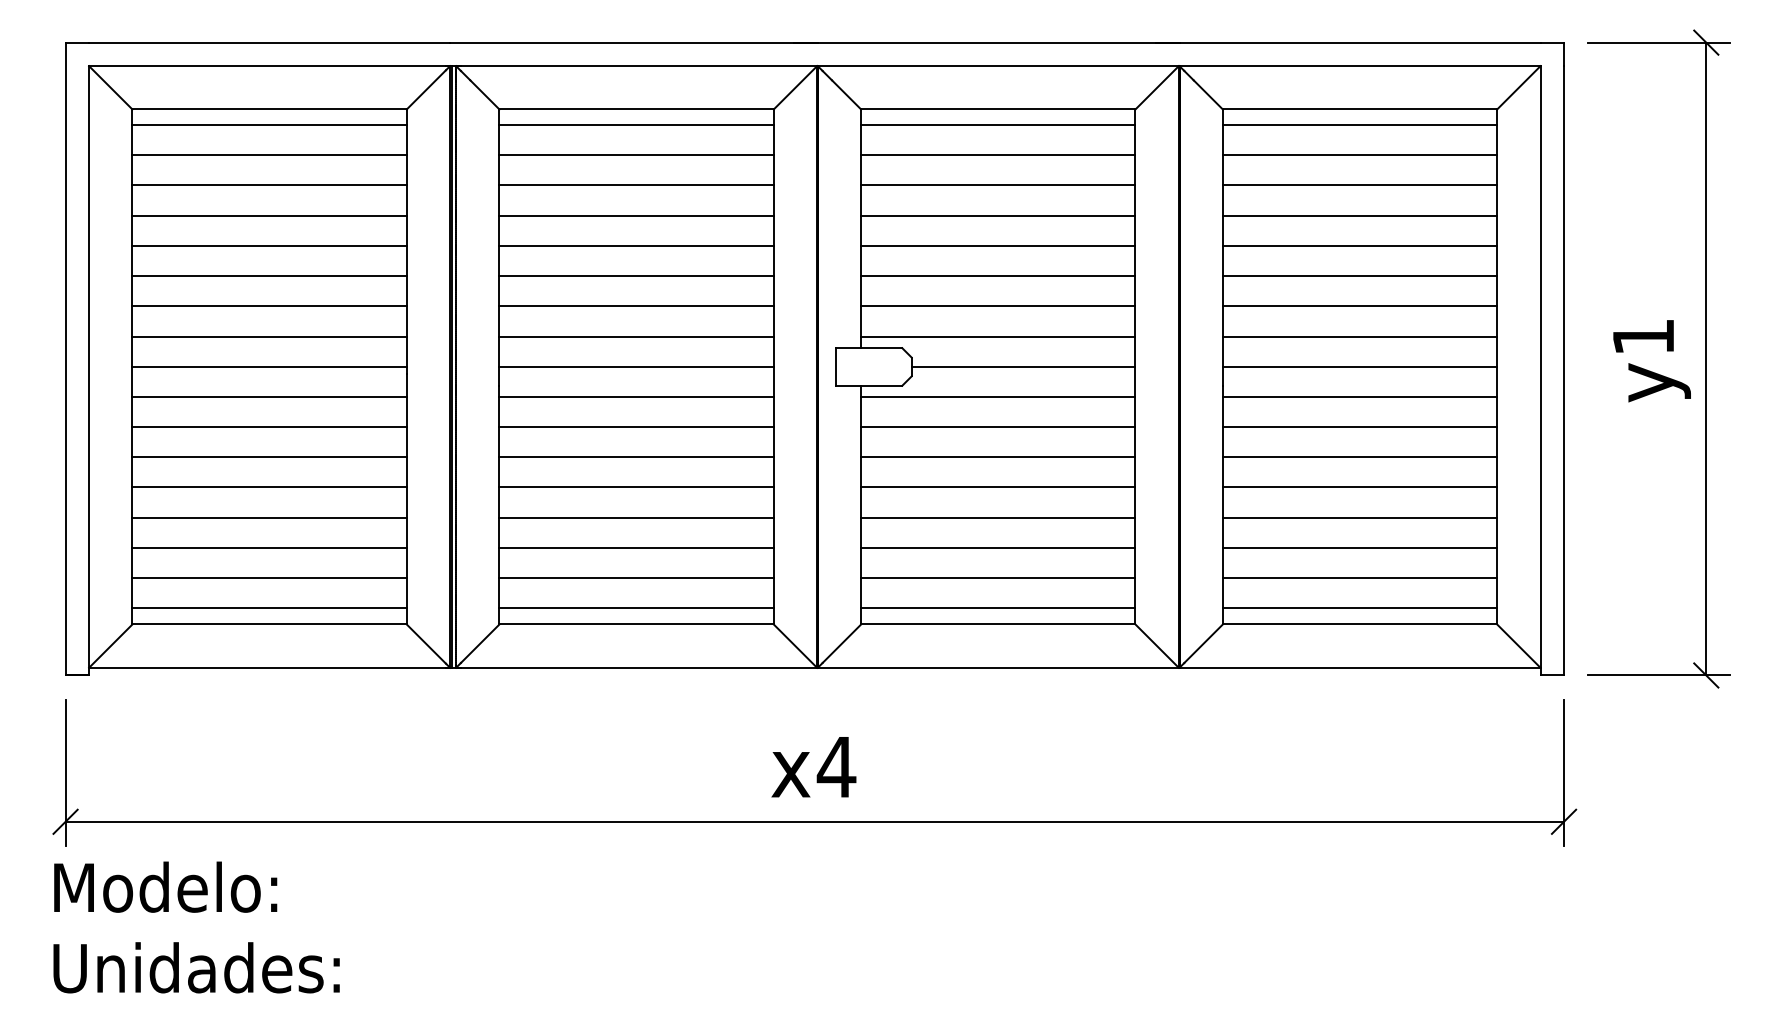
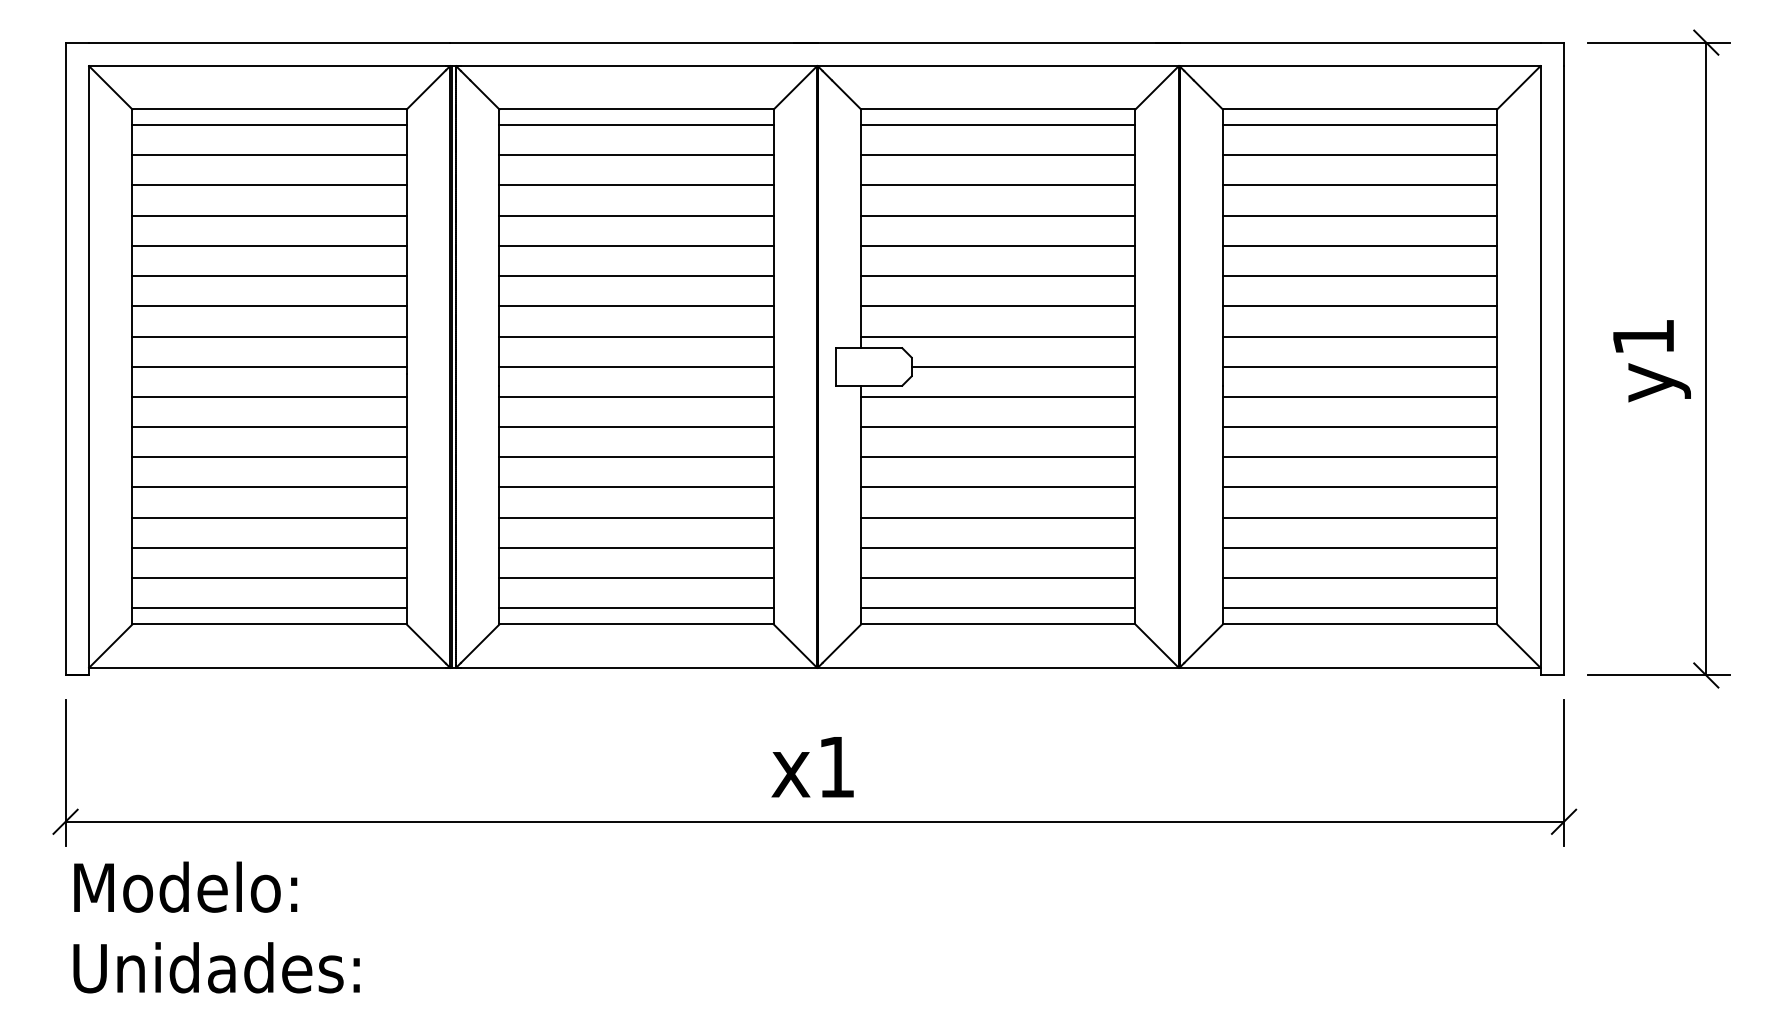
text: x4 -> x1 (836, 767)
text position: (196, 927) -> (216, 927) (216, 927)
